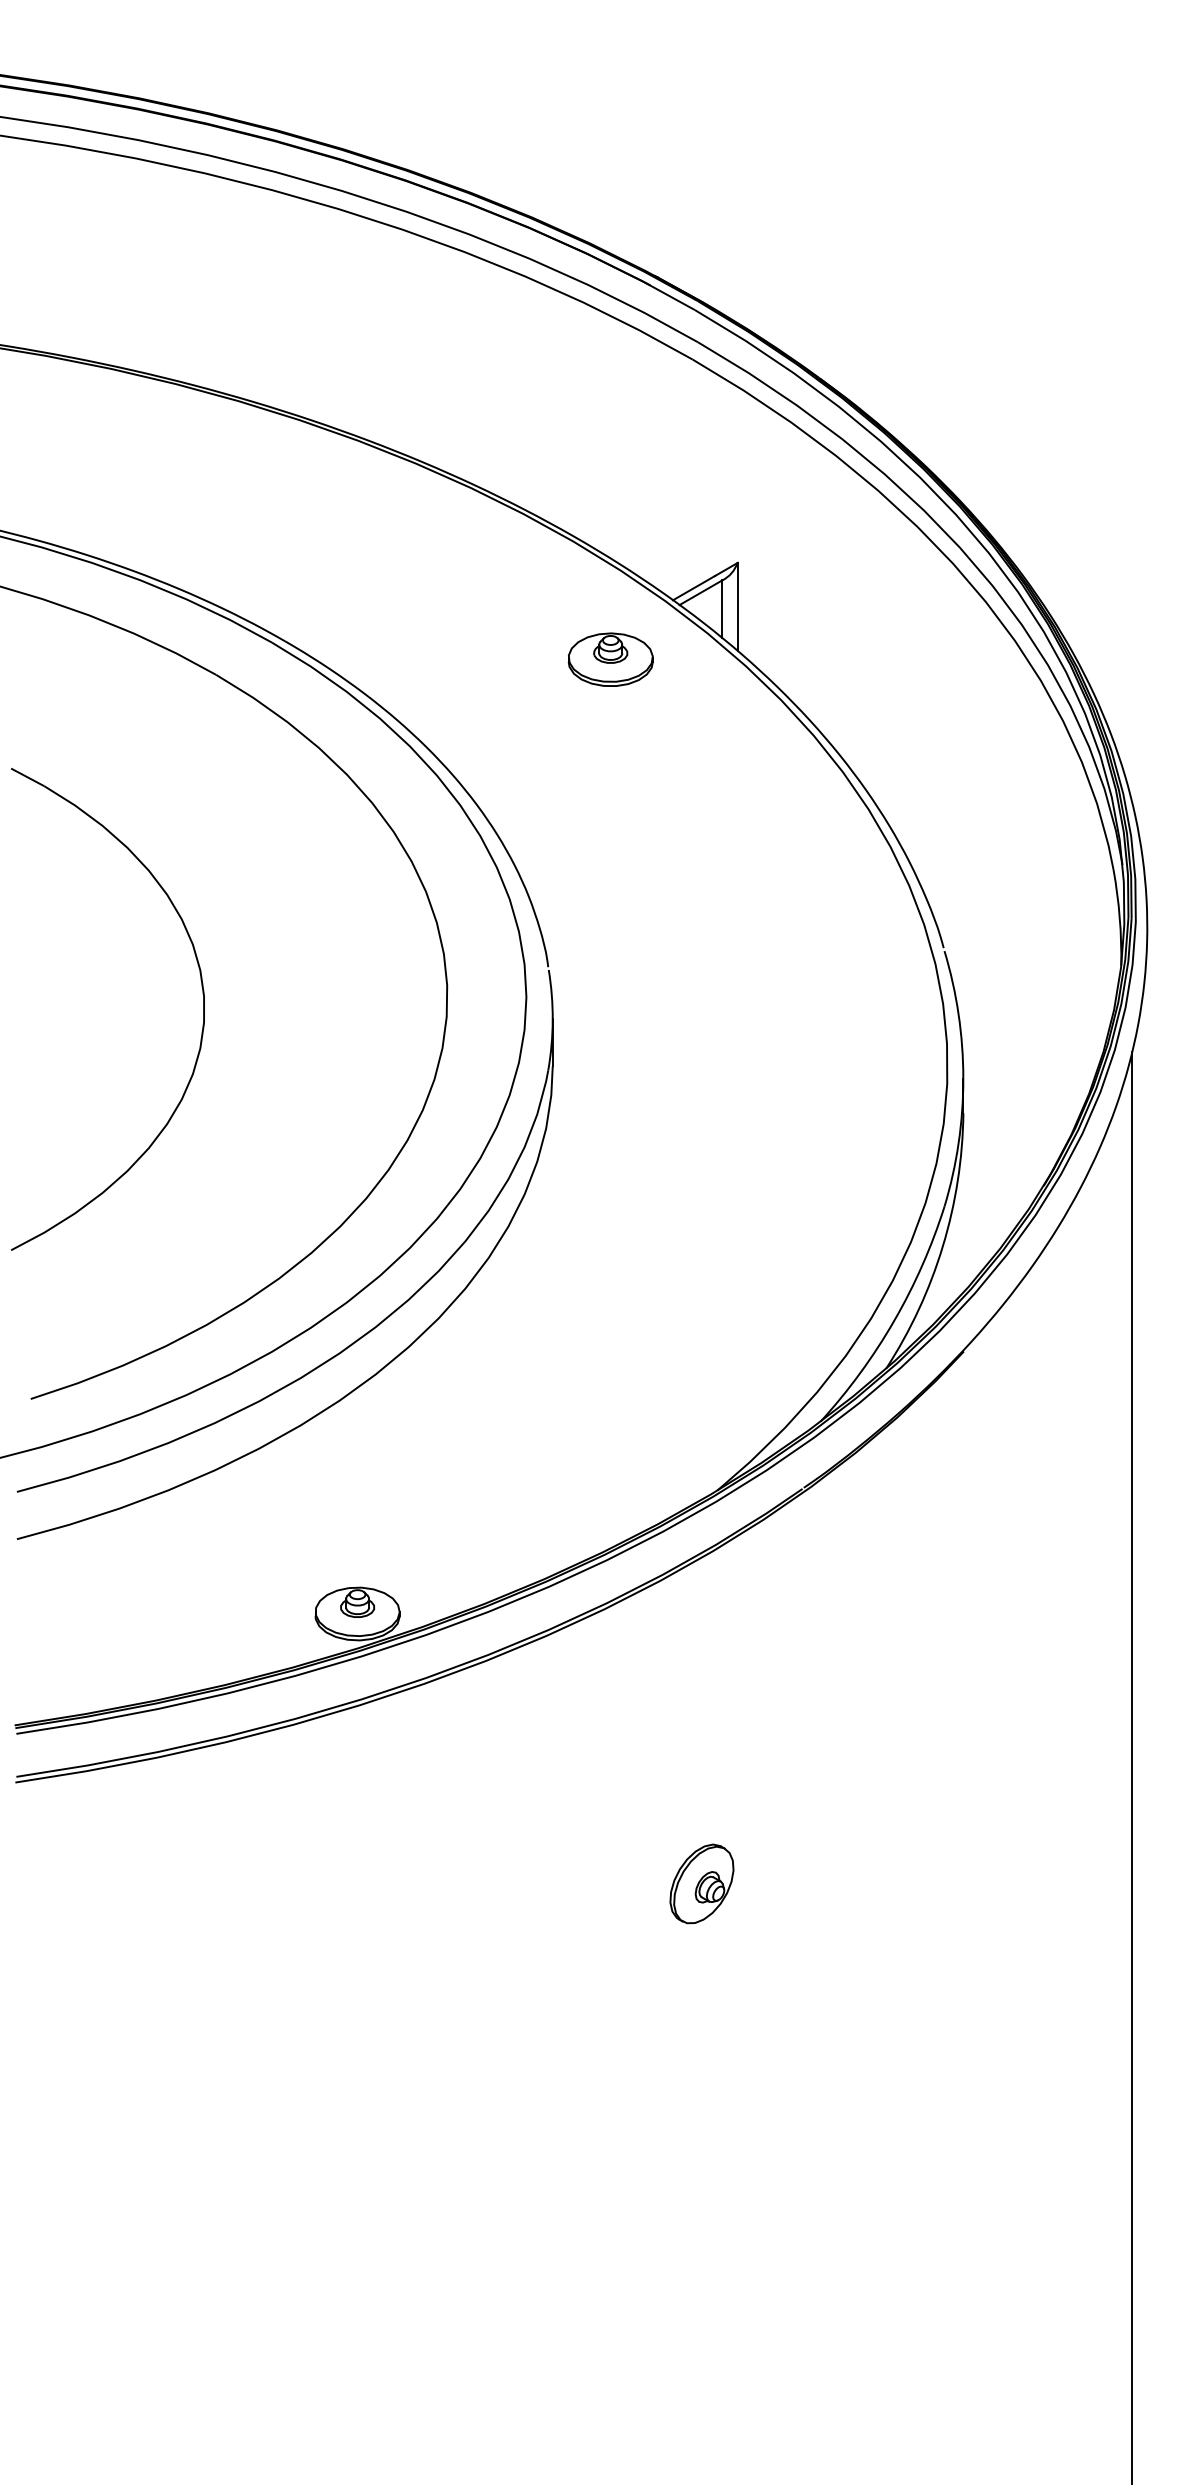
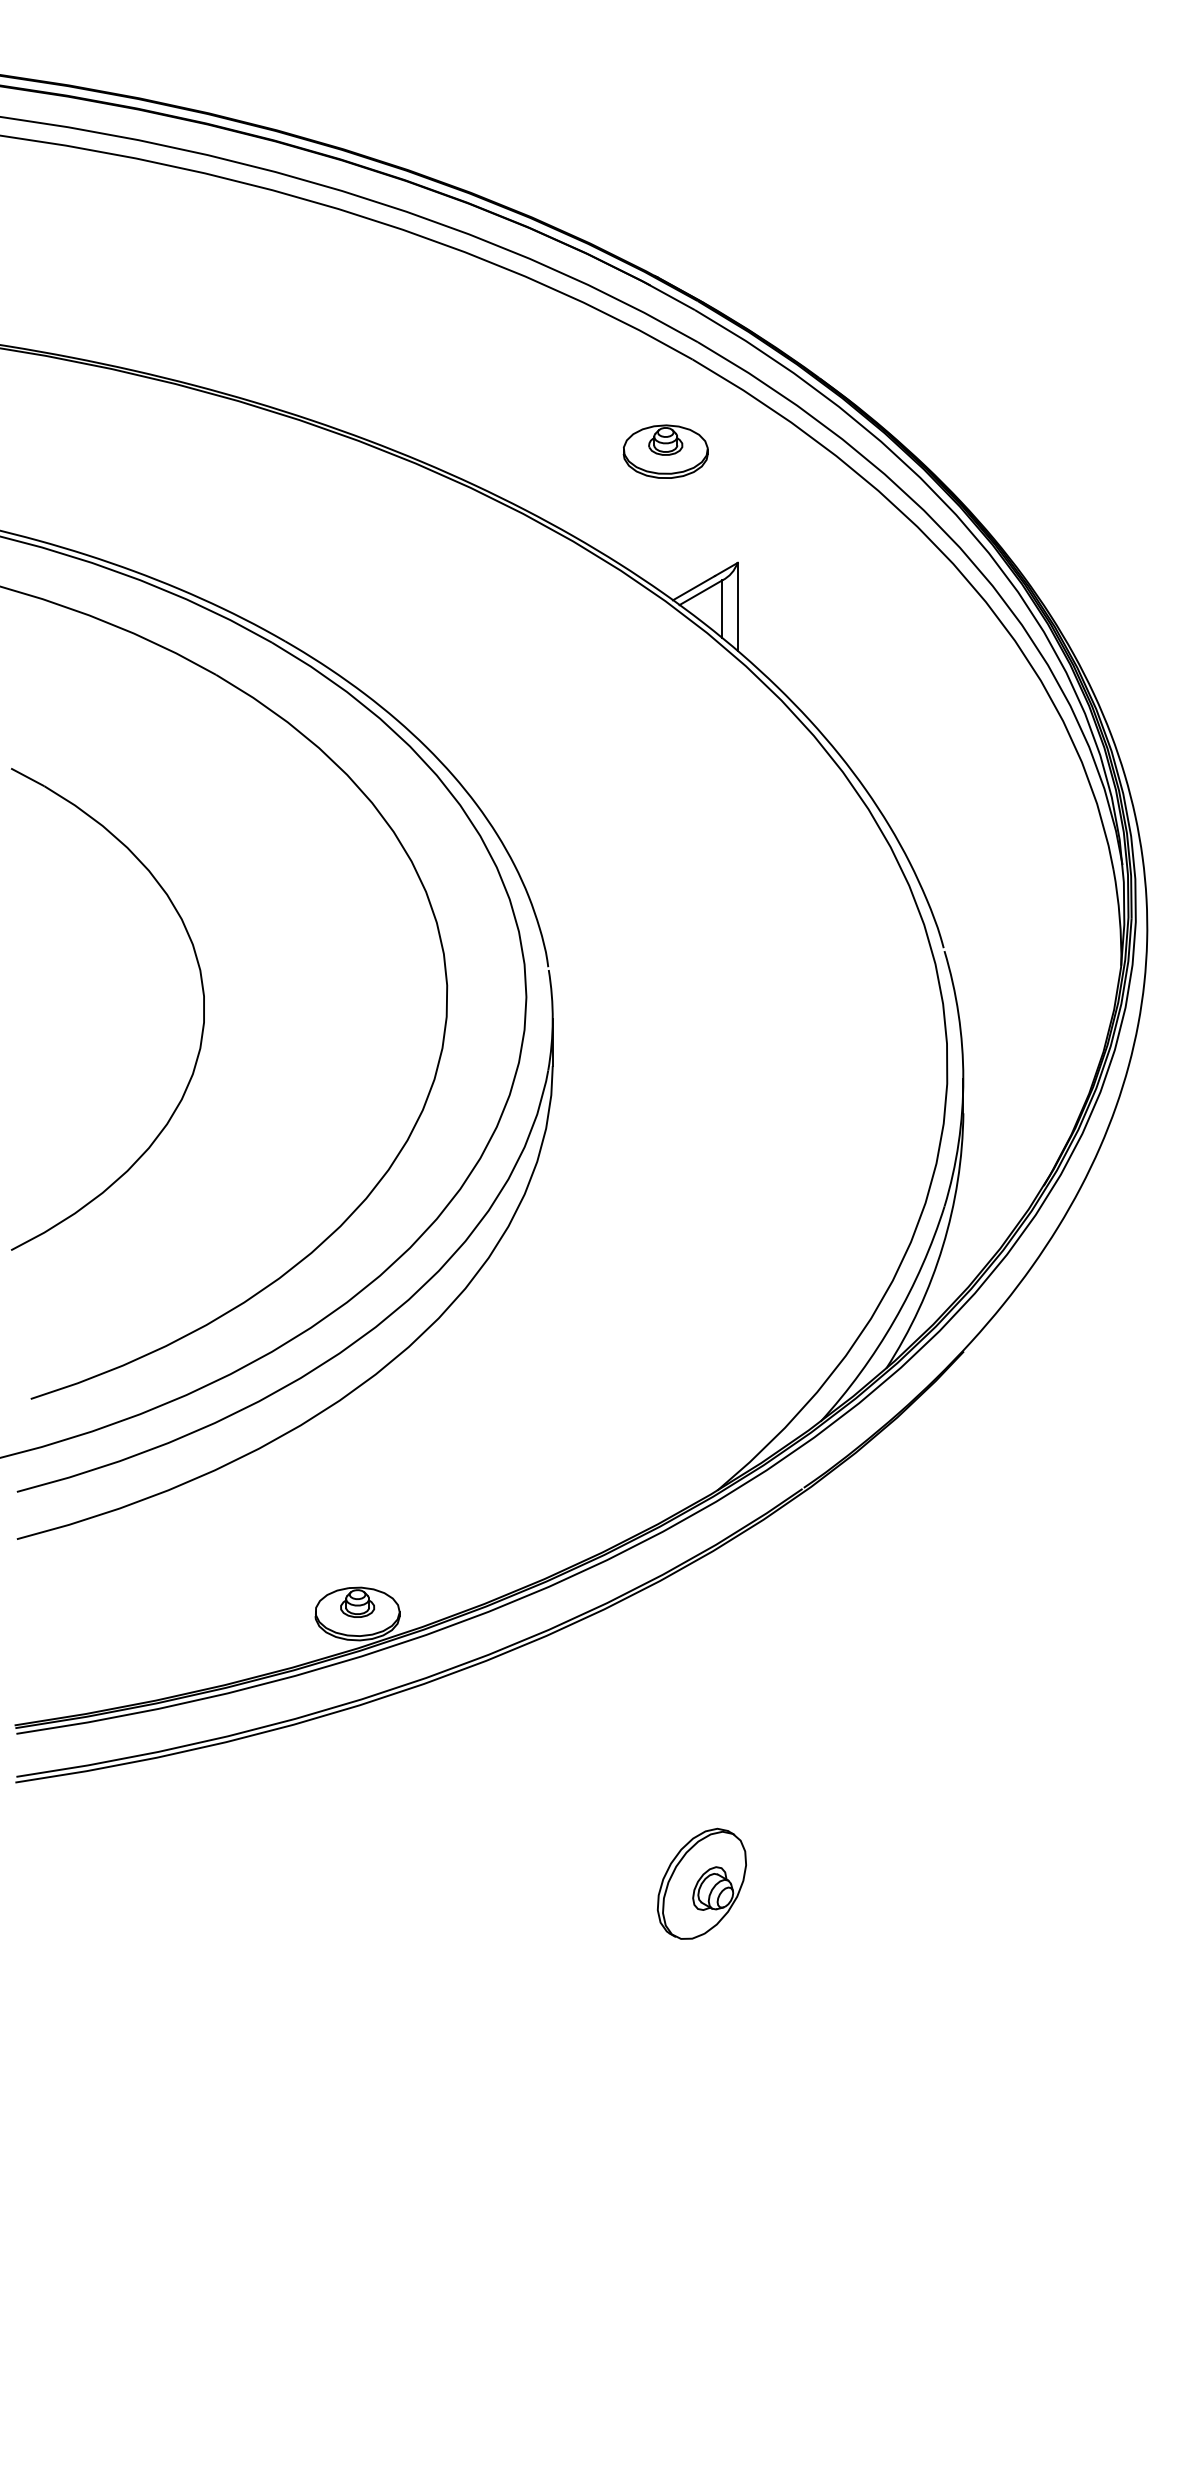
part position: (610, 659) -> (665, 451) (665, 451)
line: present -> none (1131, 1766)
part size: 66x82 px -> 90x113 px (701, 1883)
